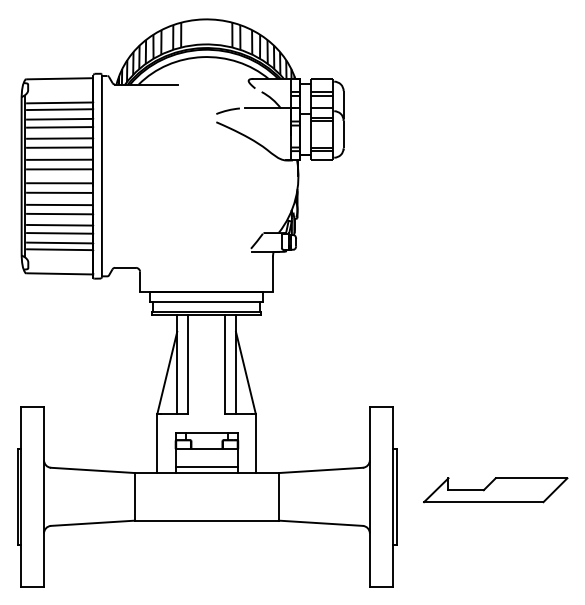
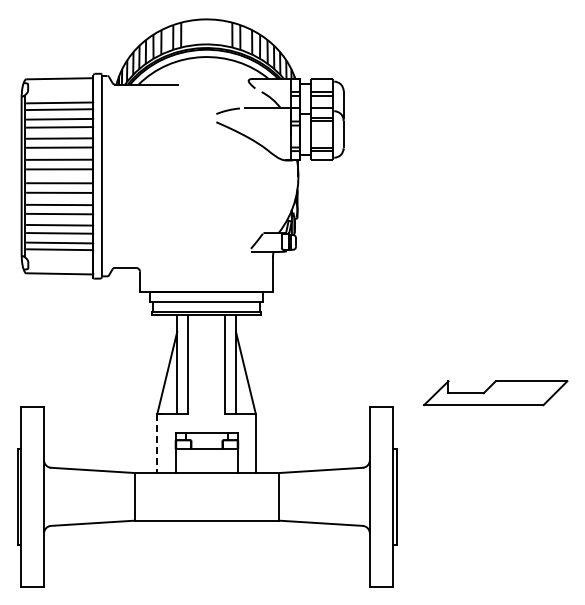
line: solid -> dashed (157, 444)
line: present -> none (206, 467)
part position: (495, 490) -> (495, 393) (495, 393)
